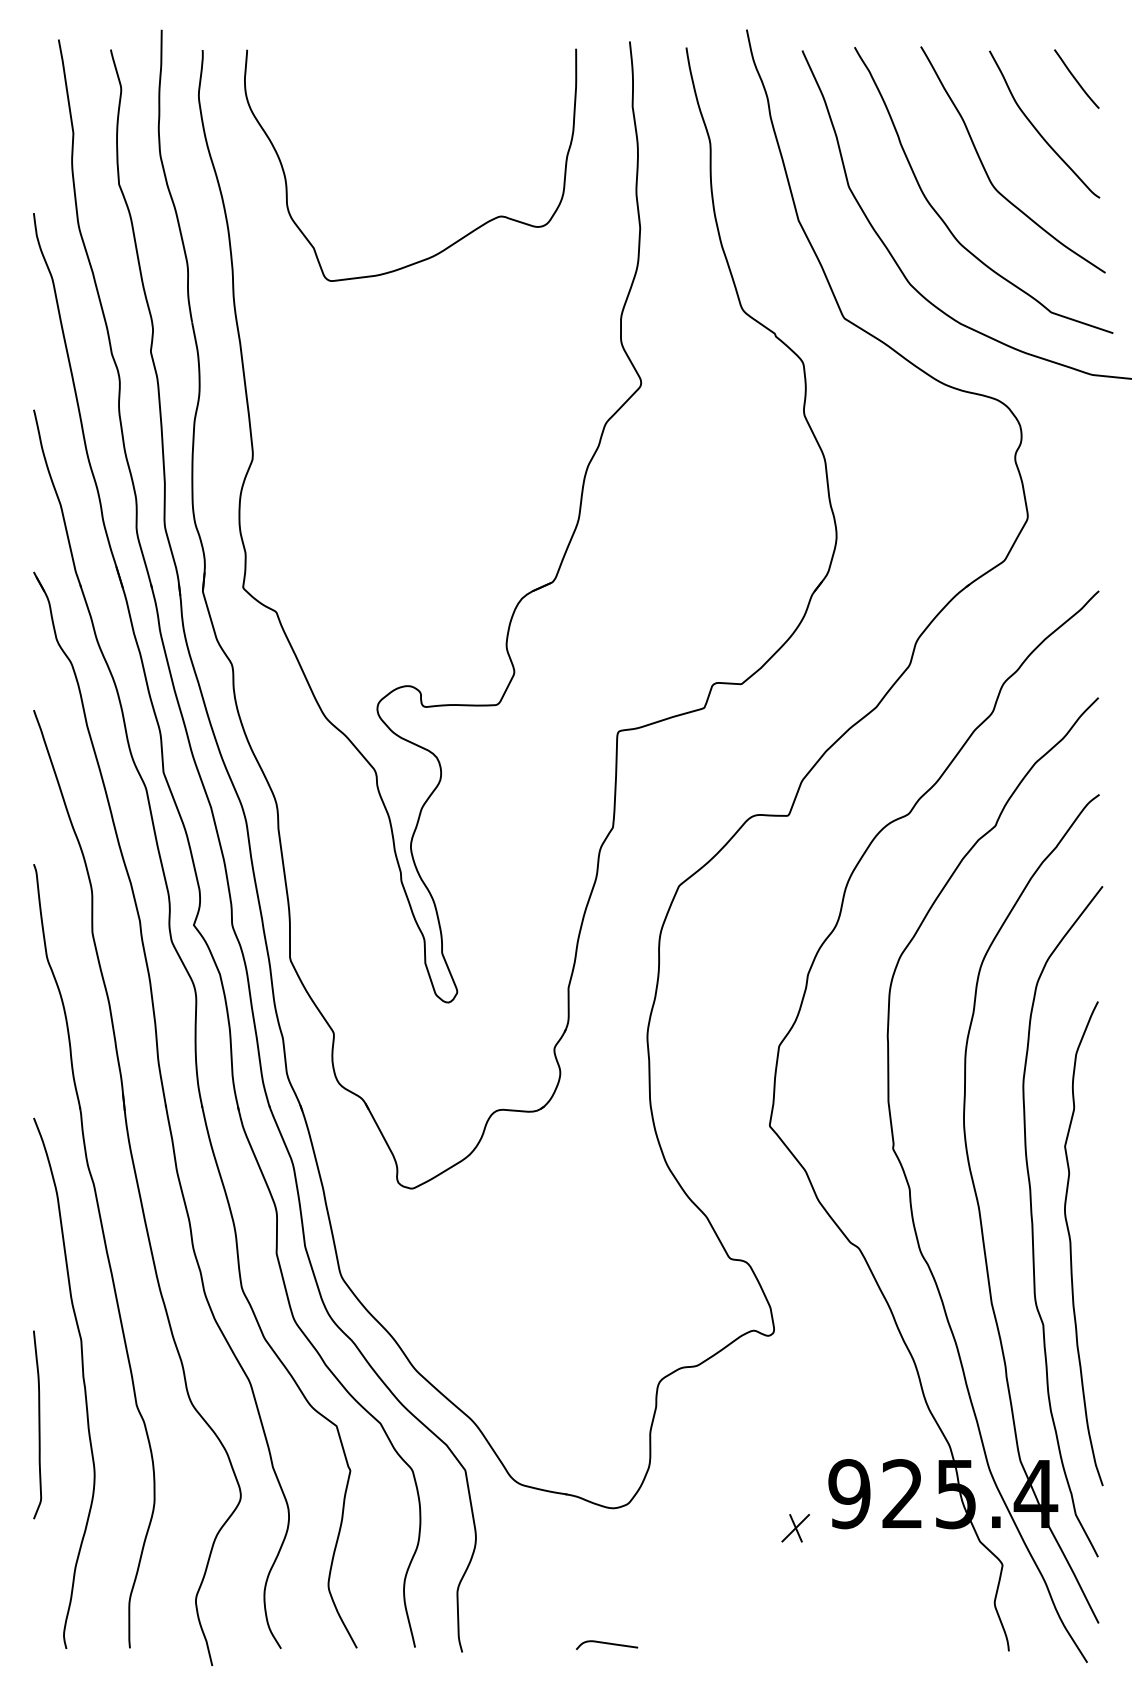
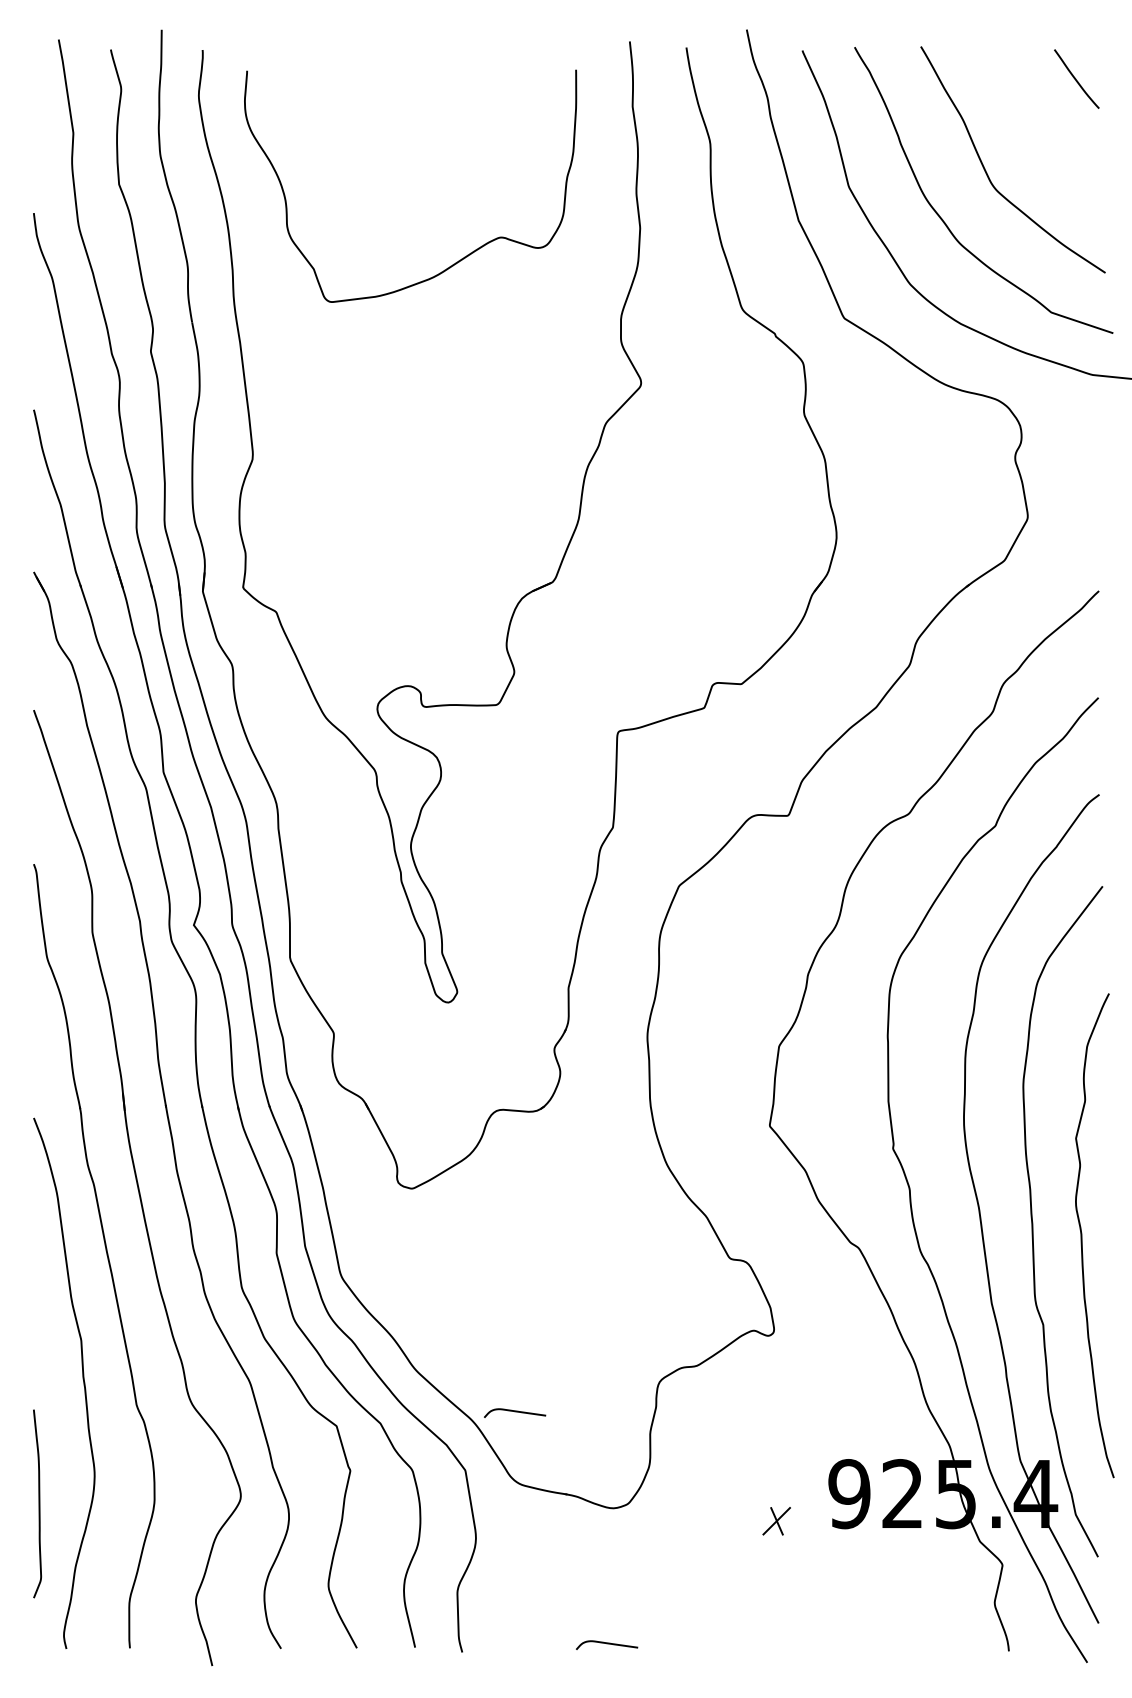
curve: present -> none (1038, 130)
curve position: (458, 239) -> (458, 260) (458, 260)
curve position: (1071, 1243) -> (1082, 1235) (1082, 1235)
curve: none -> present (515, 1412)
curve position: (38, 1424) -> (38, 1503) (38, 1503)
part position: (795, 1528) -> (776, 1521) (776, 1521)
